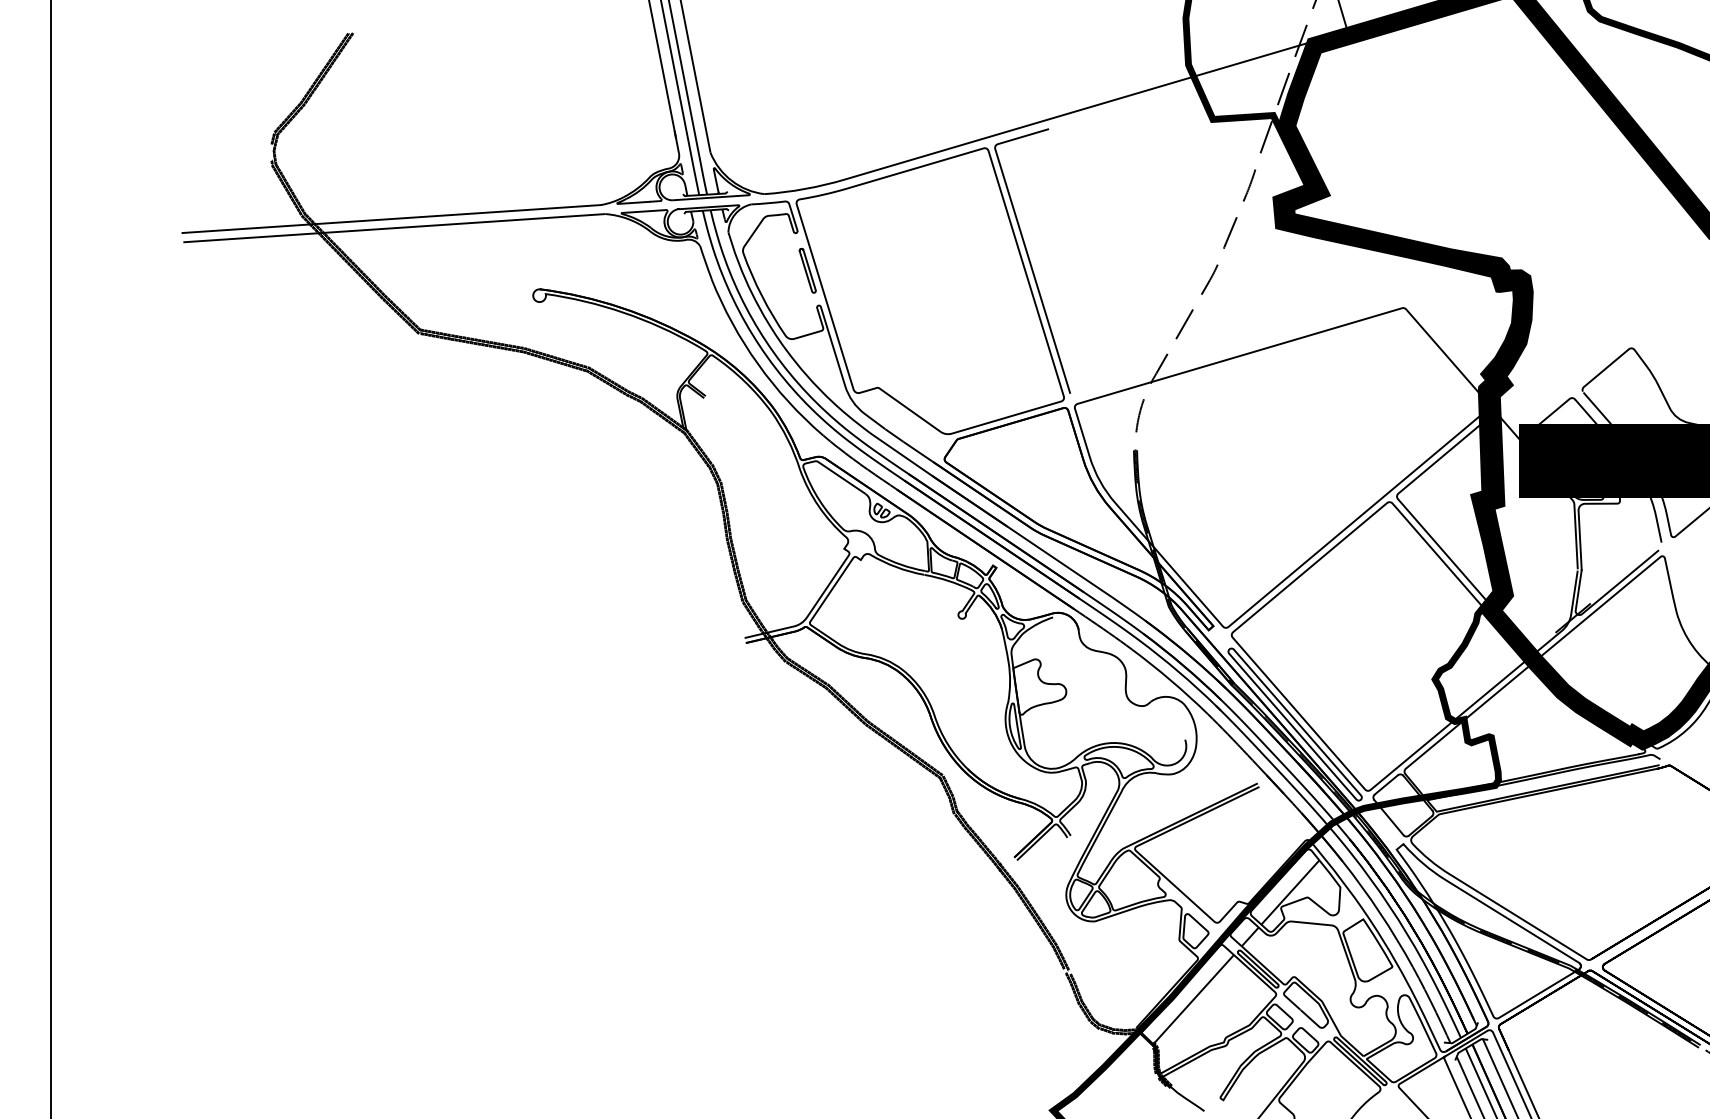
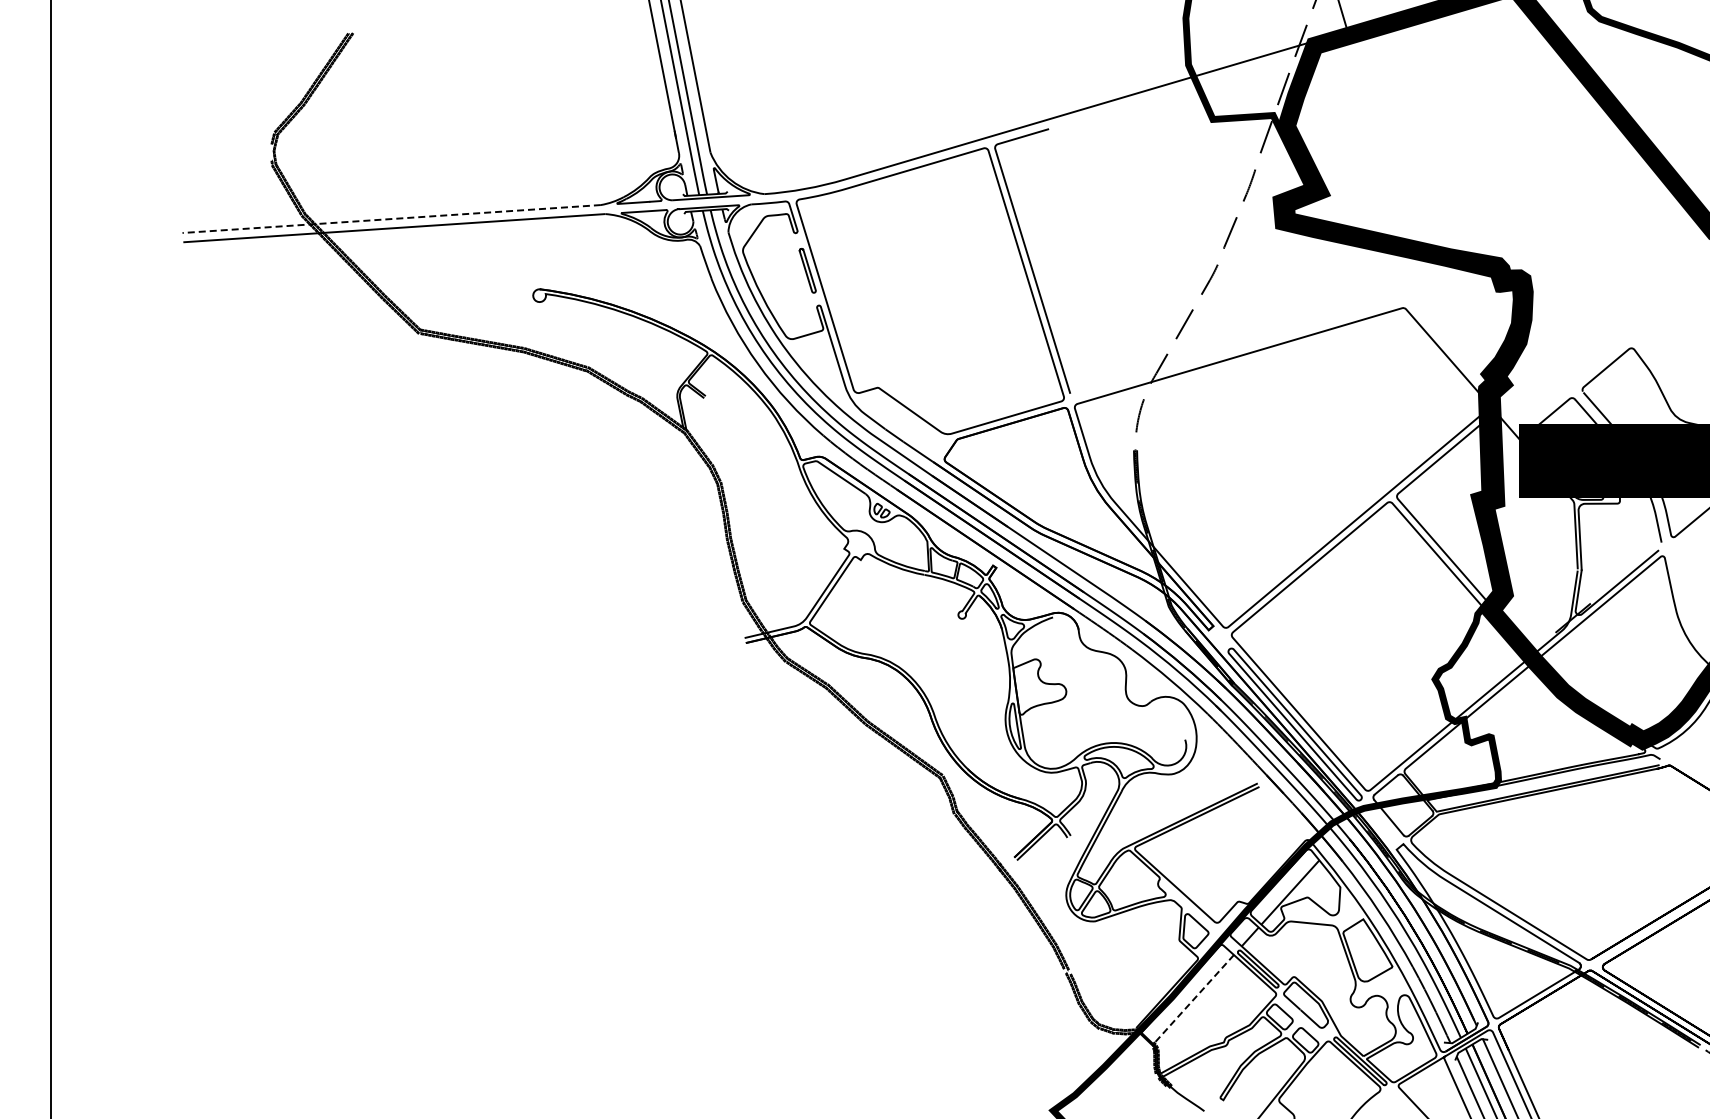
line: solid -> dashed (391, 219)
line: solid -> dashed (1193, 999)
